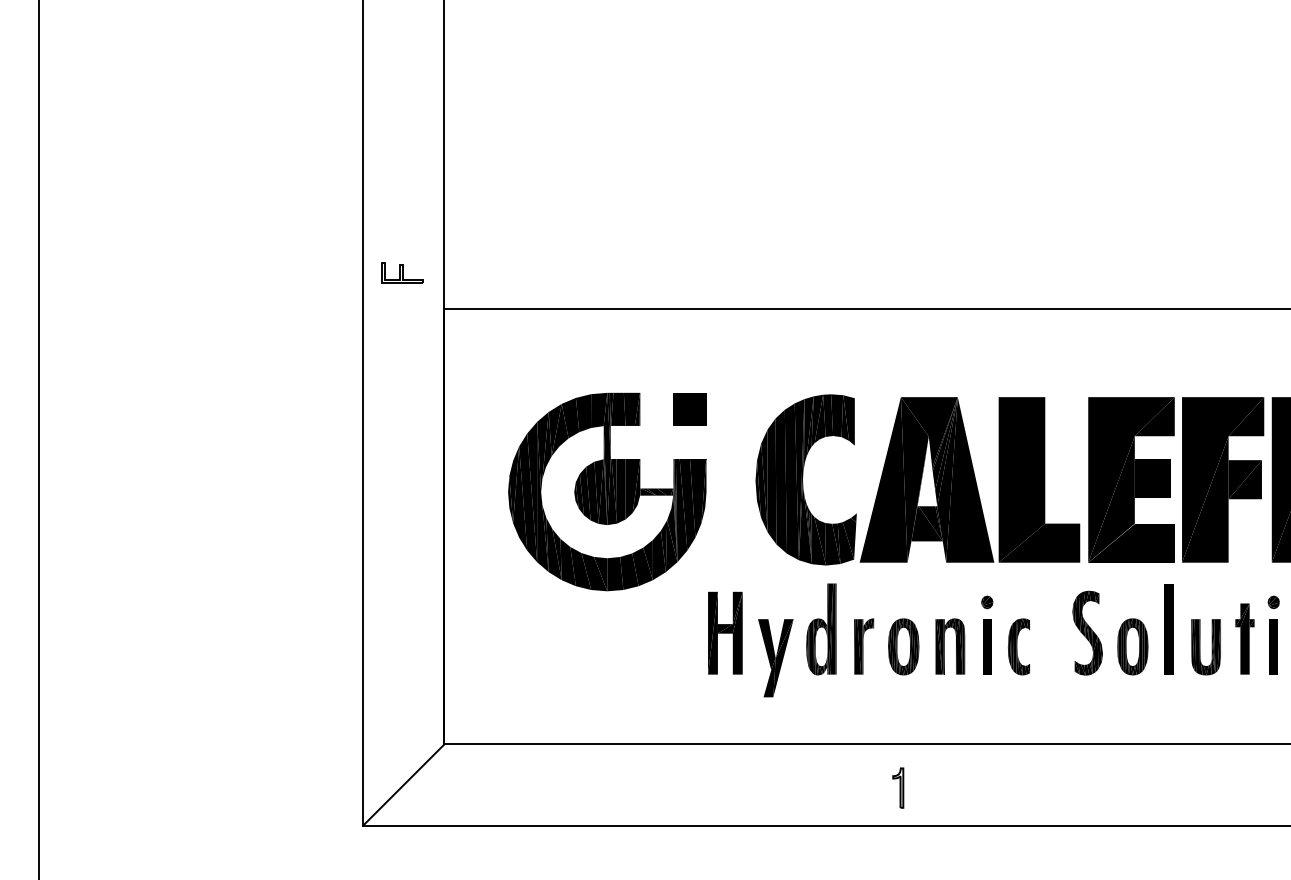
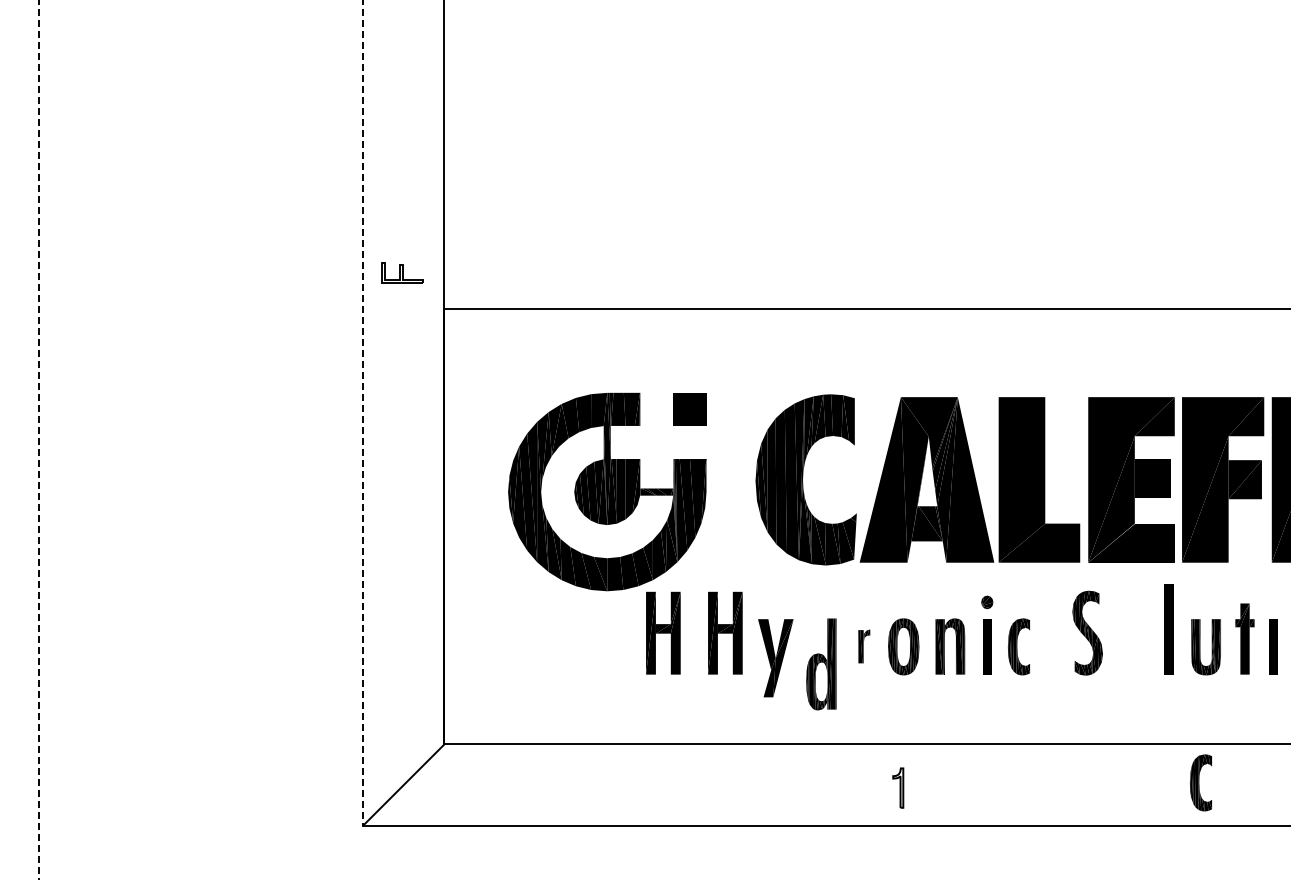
line: solid -> dashed (363, 413)
line: solid -> dashed (38, 440)
part: present -> none (1273, 602)
part position: (821, 629) -> (821, 664) (821, 664)
part: none -> present (663, 632)
part size: 21x57 px -> 13x35 px (864, 646)
part: present -> none (1132, 646)
part: none -> present (1200, 782)
